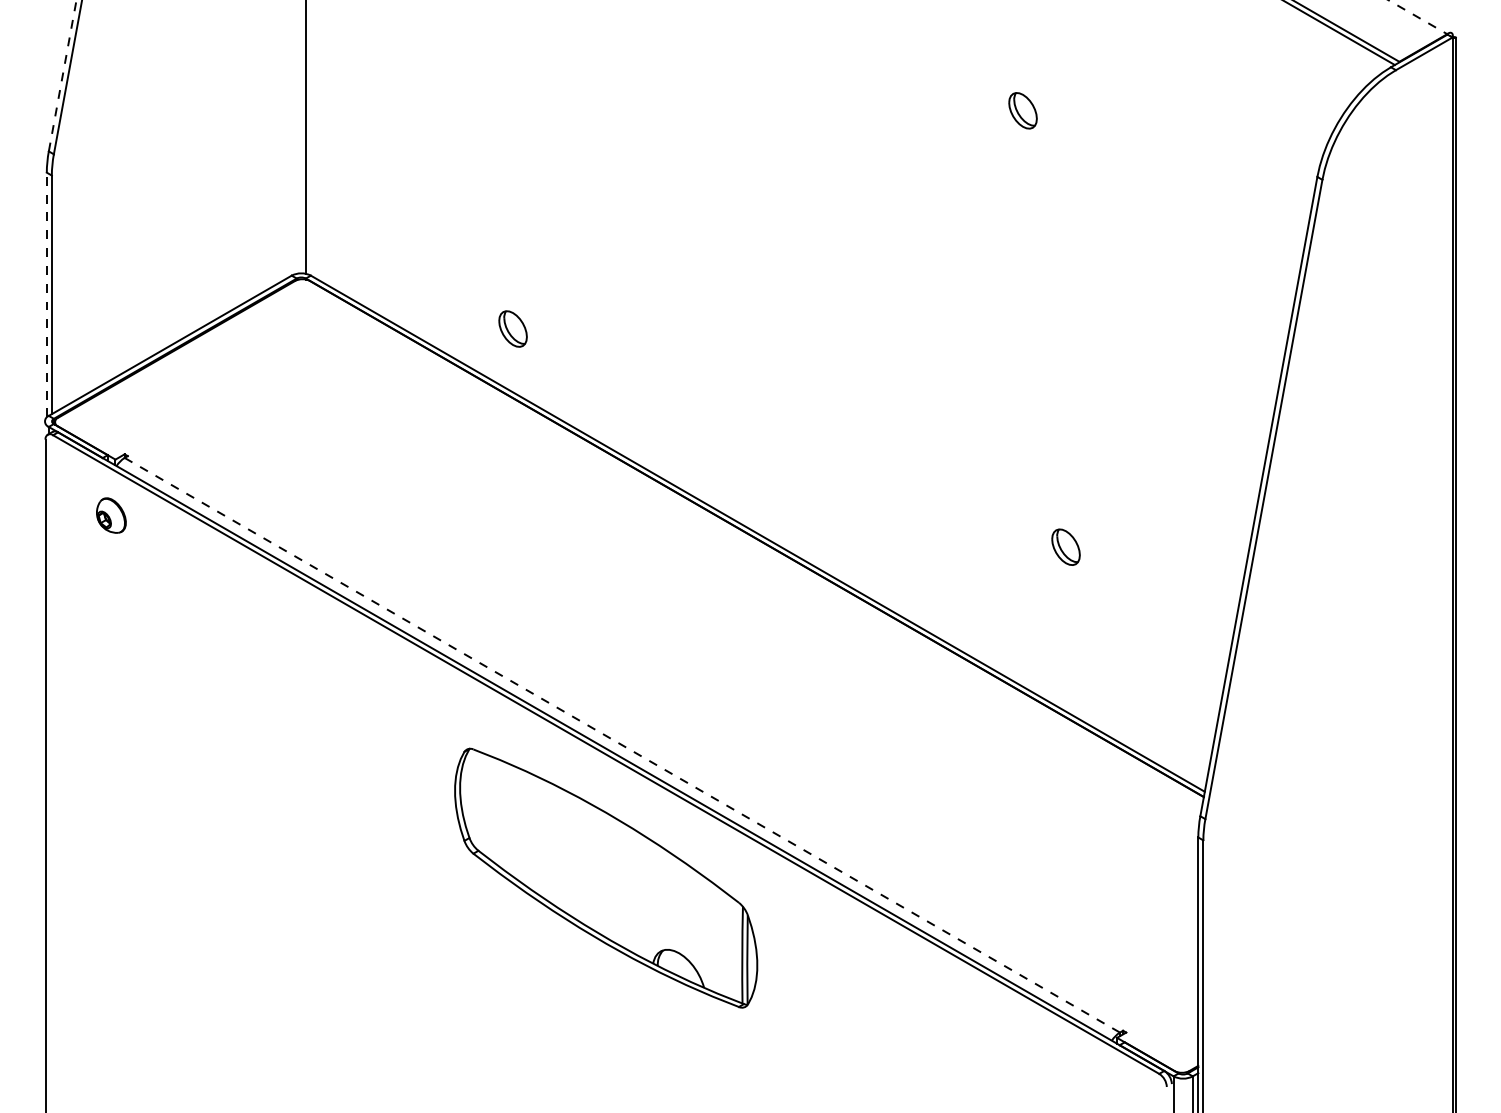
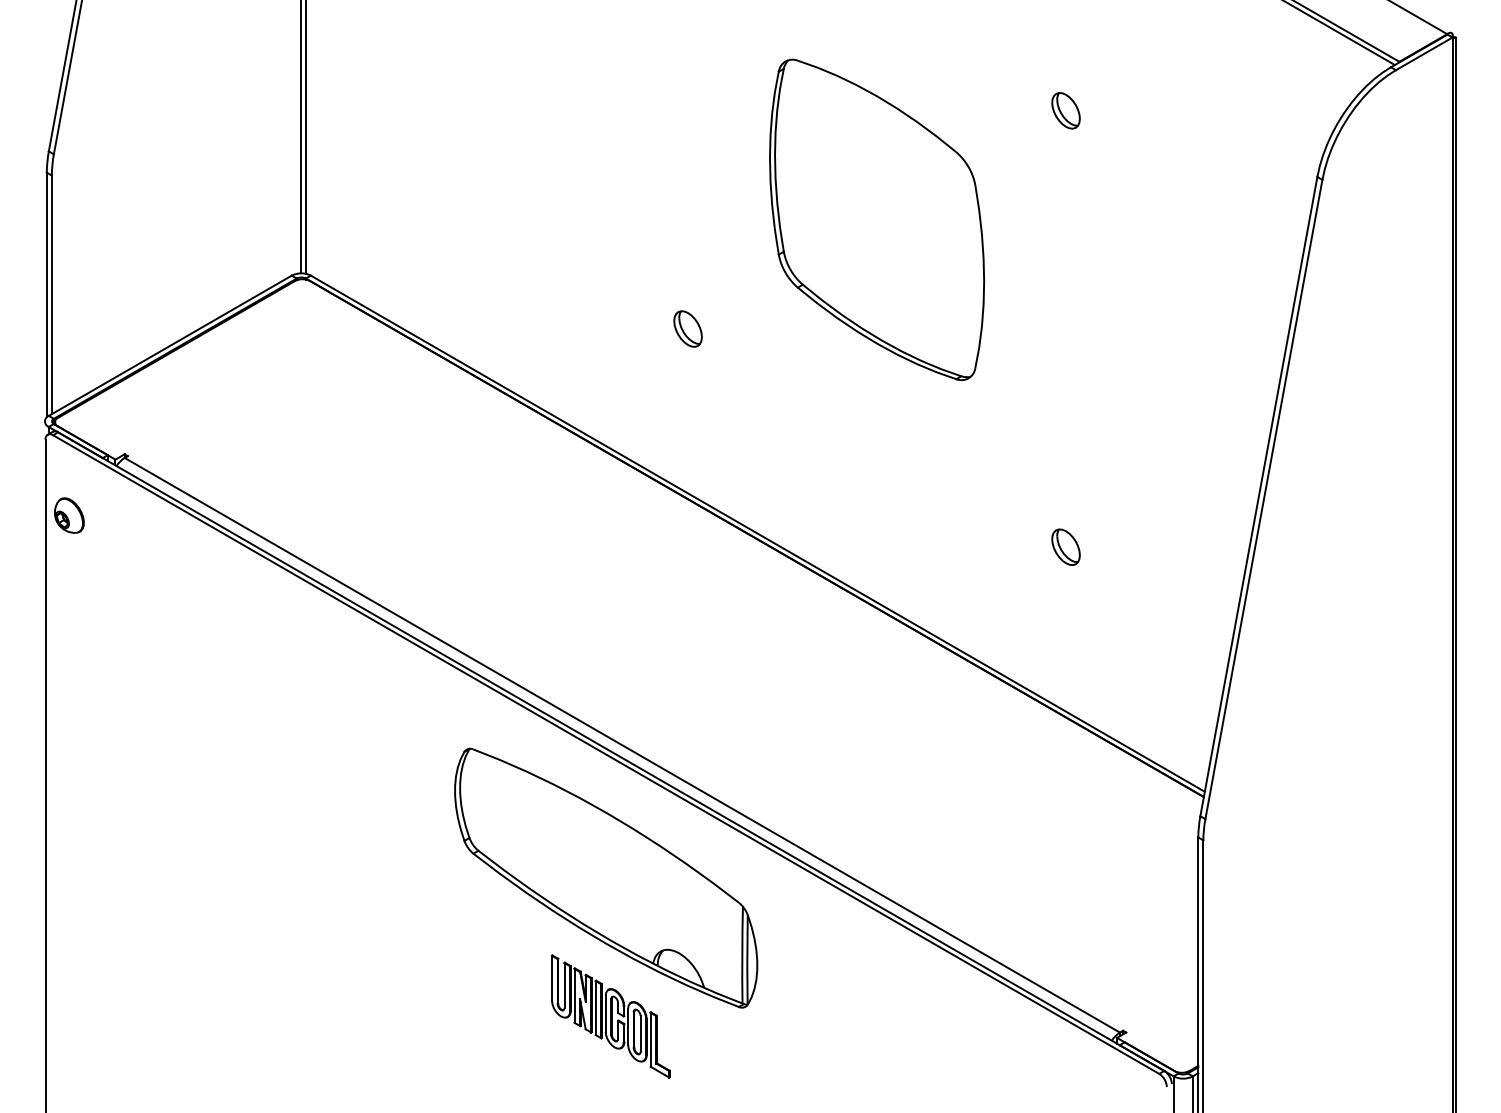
line: dashed -> solid (1417, 17)
line: dashed -> solid (62, 75)
part position: (1022, 110) -> (1065, 110) (1065, 110)
line: none -> present (301, 137)
part: none -> present (877, 219)
line: dashed -> solid (46, 294)
part position: (512, 328) -> (687, 328) (687, 328)
part position: (111, 515) -> (69, 515) (69, 515)
line: dashed -> solid (622, 745)
part: none -> present (610, 1016)
